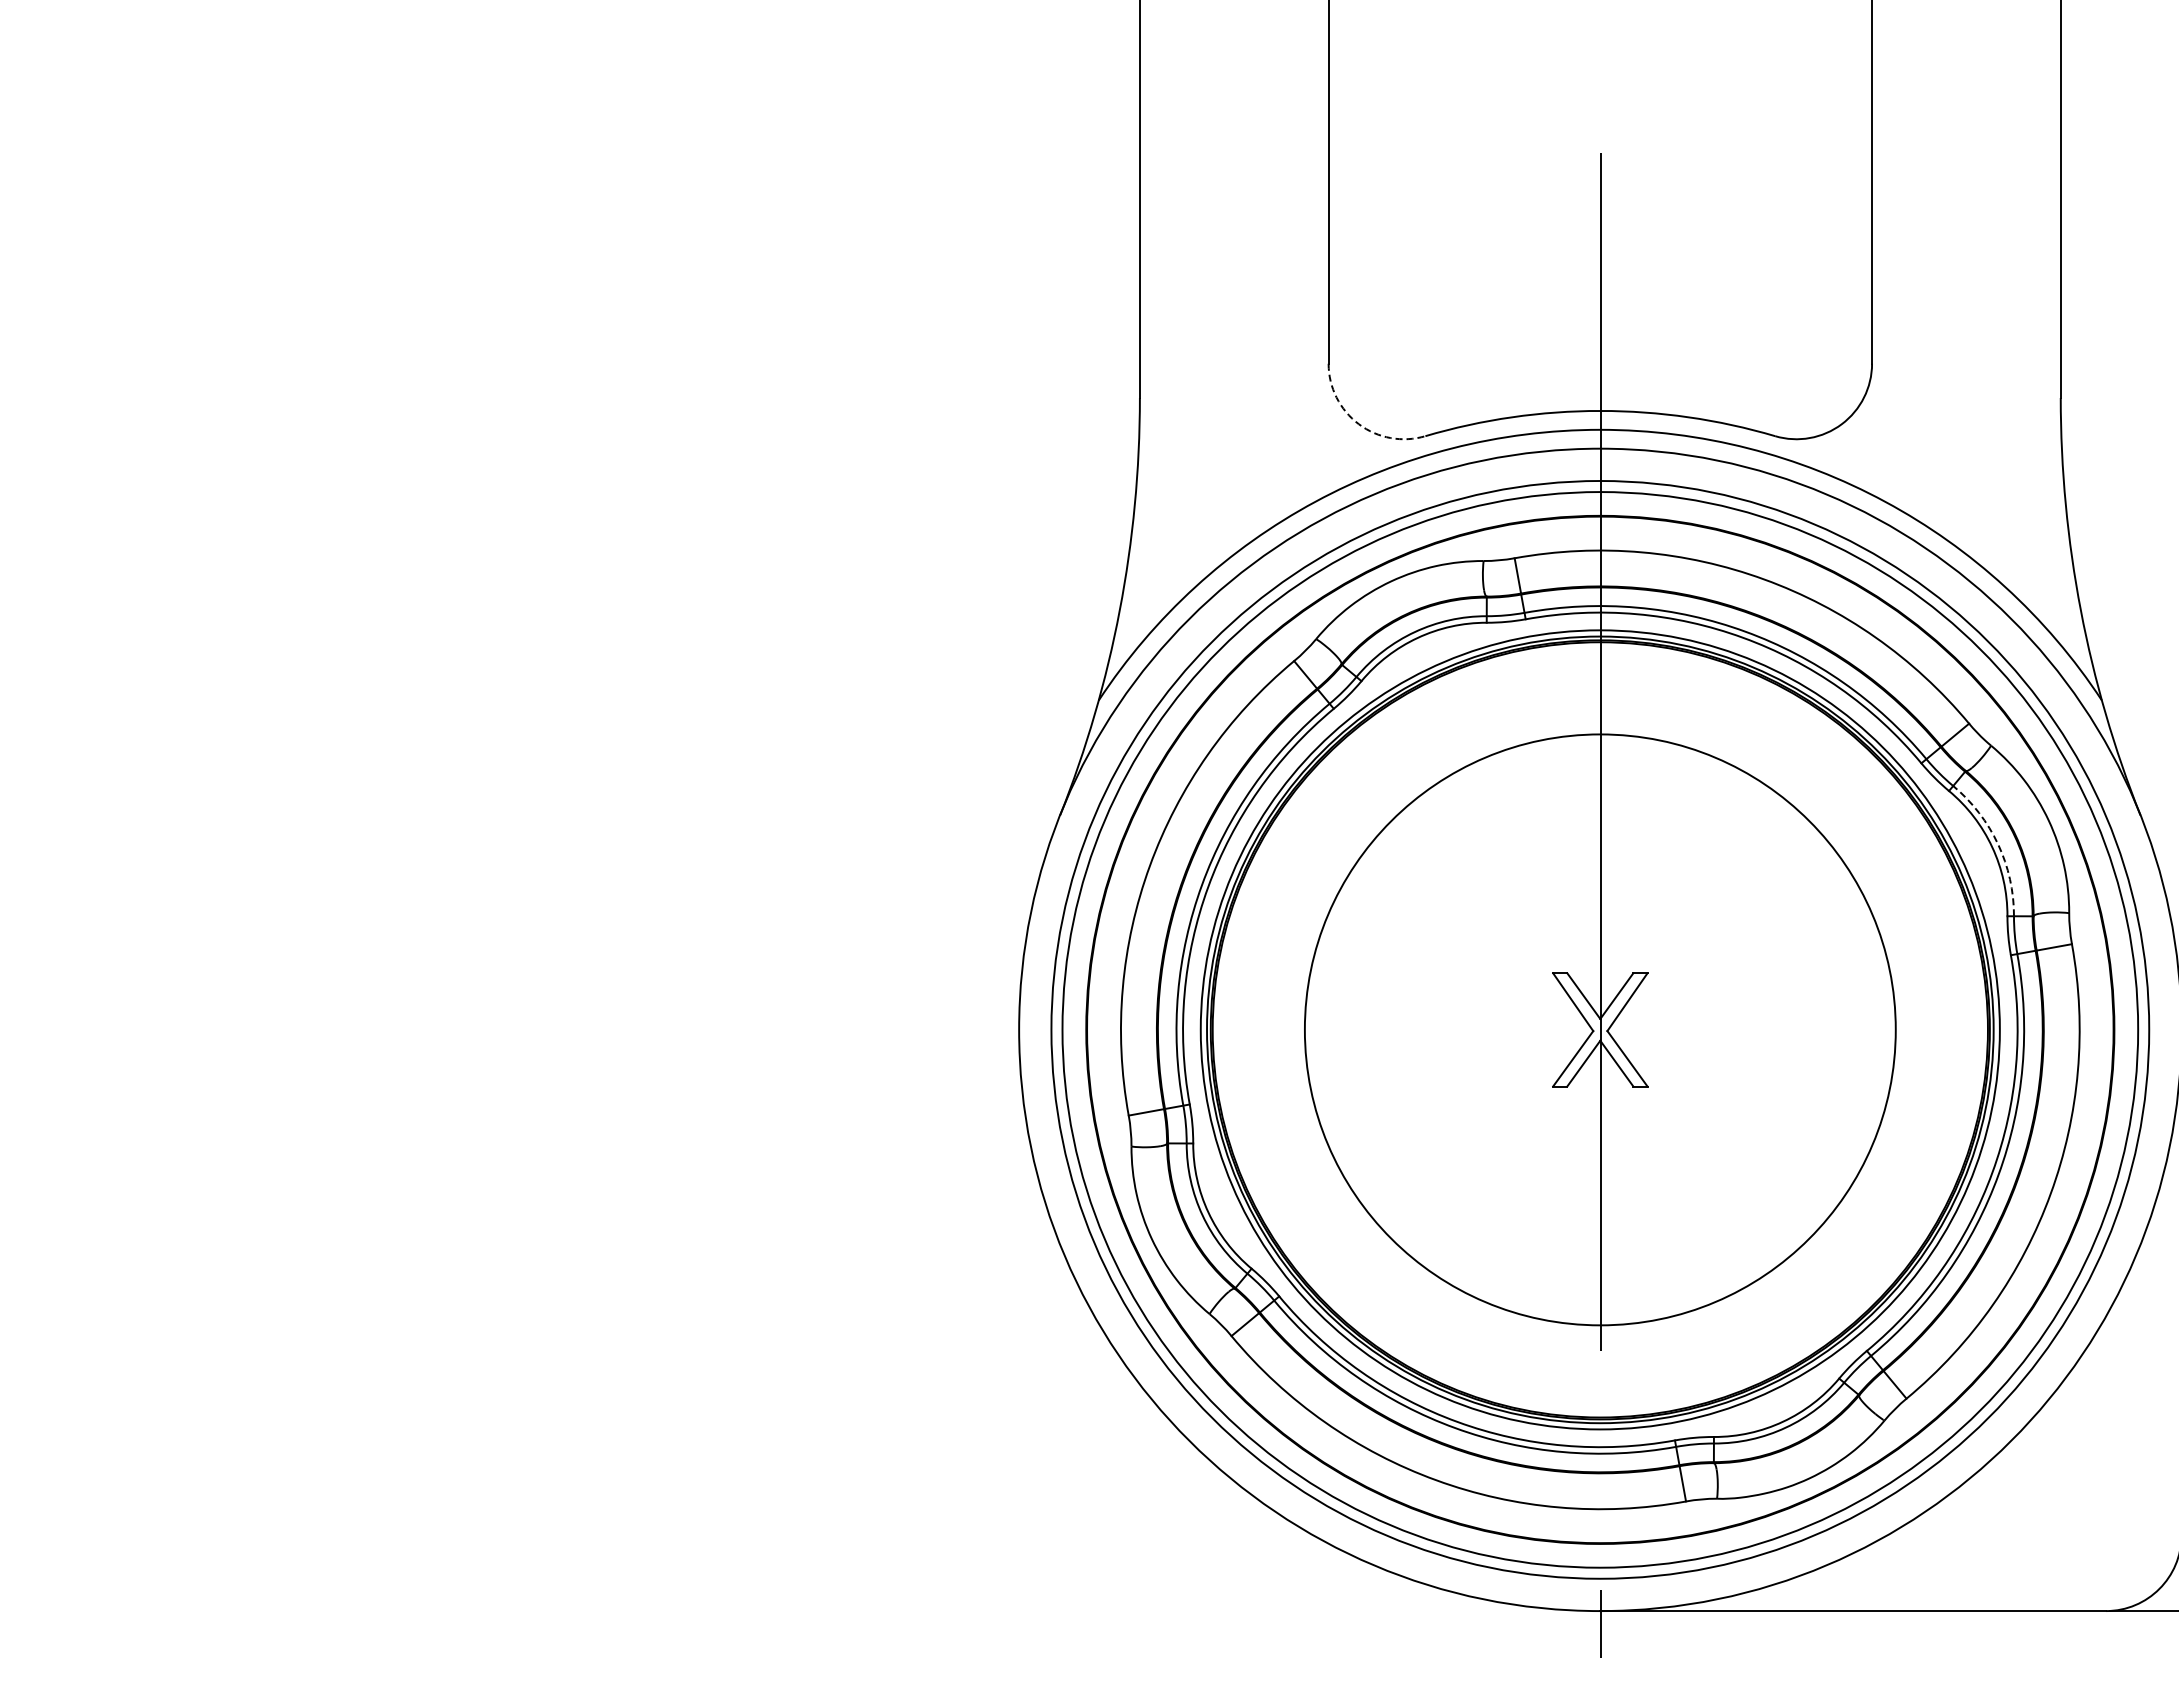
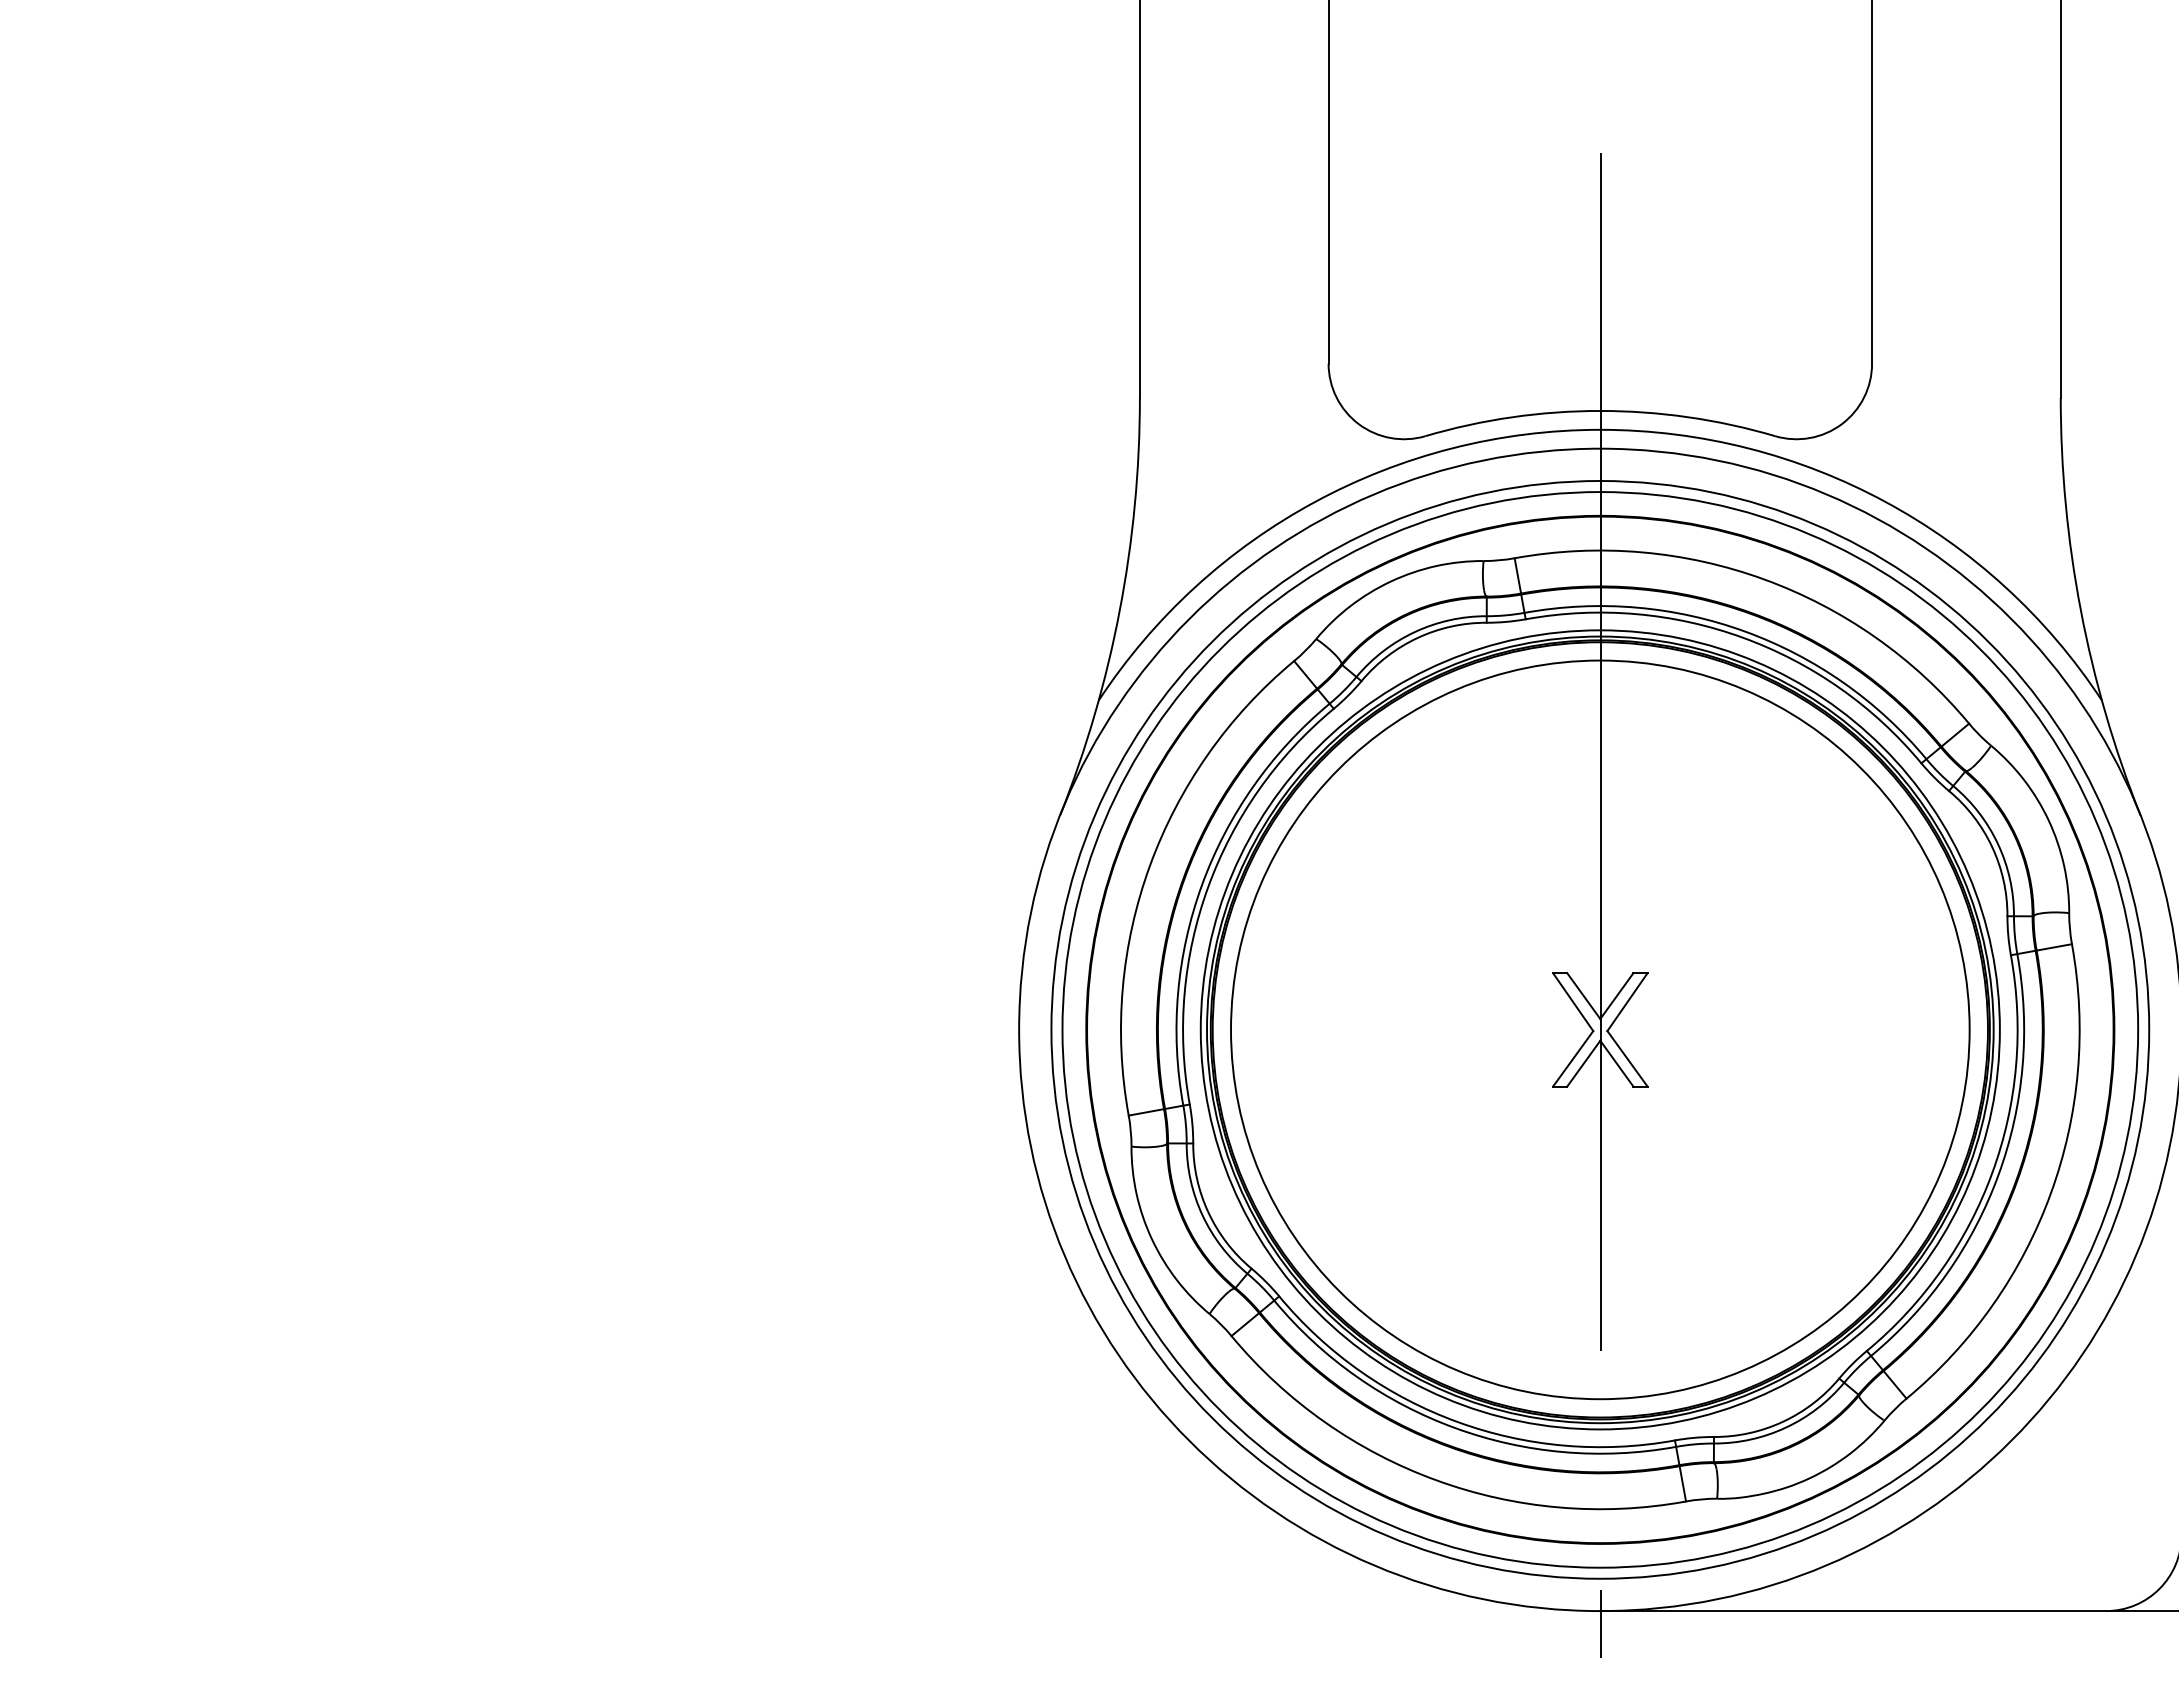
arc: dashed -> solid (1358, 424)
arc: dashed -> solid (1998, 844)
circle diameter: 591 px -> 739 px (1600, 1029)
